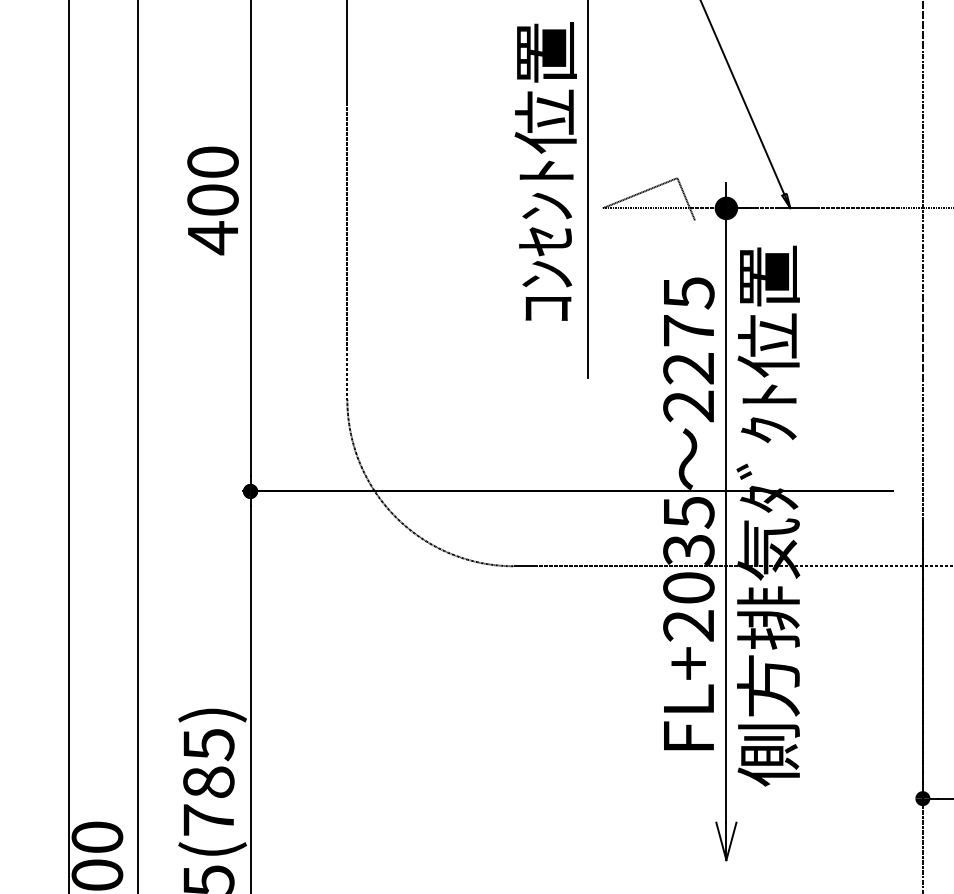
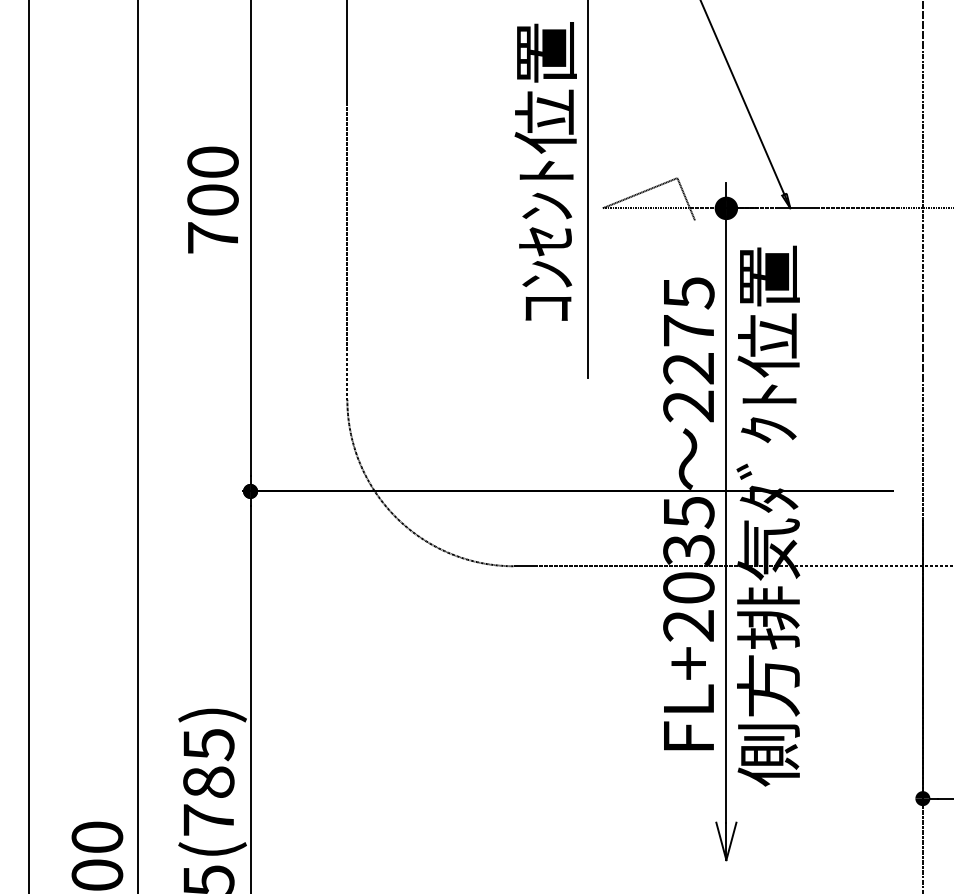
text: 400 -> 700 (212, 238)
line position: (68, 446) -> (28, 446) (28, 446)
